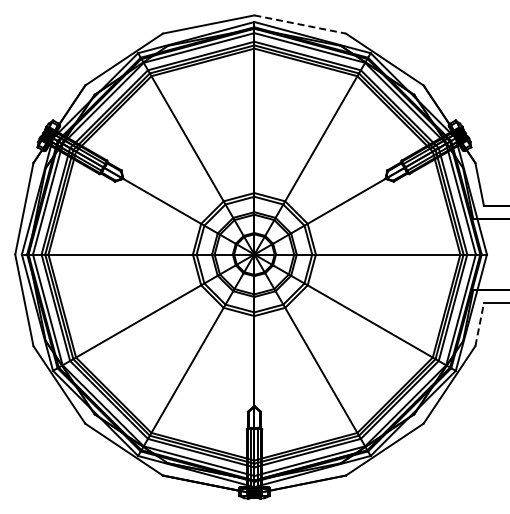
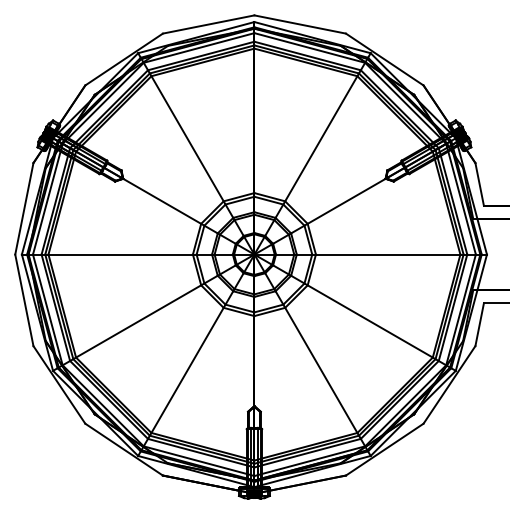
line: dashed -> solid (300, 24)
line: dashed -> solid (479, 324)
